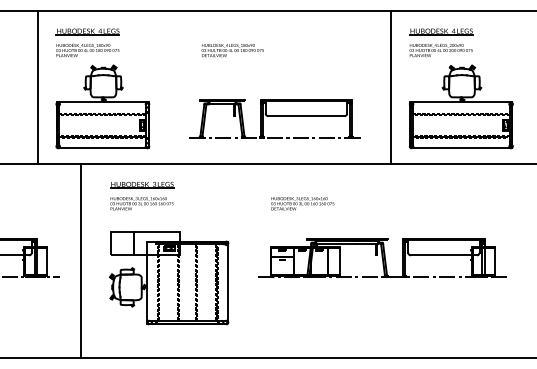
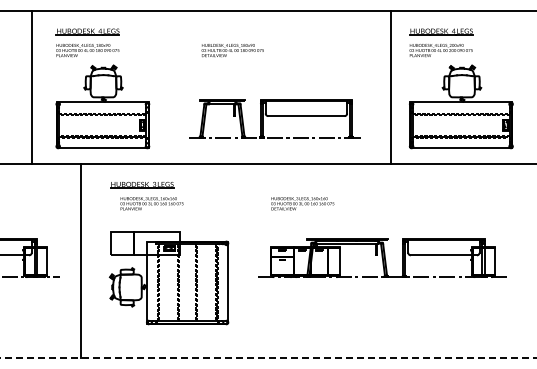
line position: (37, 87) -> (31, 87) (31, 87)
text position: (141, 203) -> (151, 203) (151, 203)
line: solid -> dashed (269, 358)
